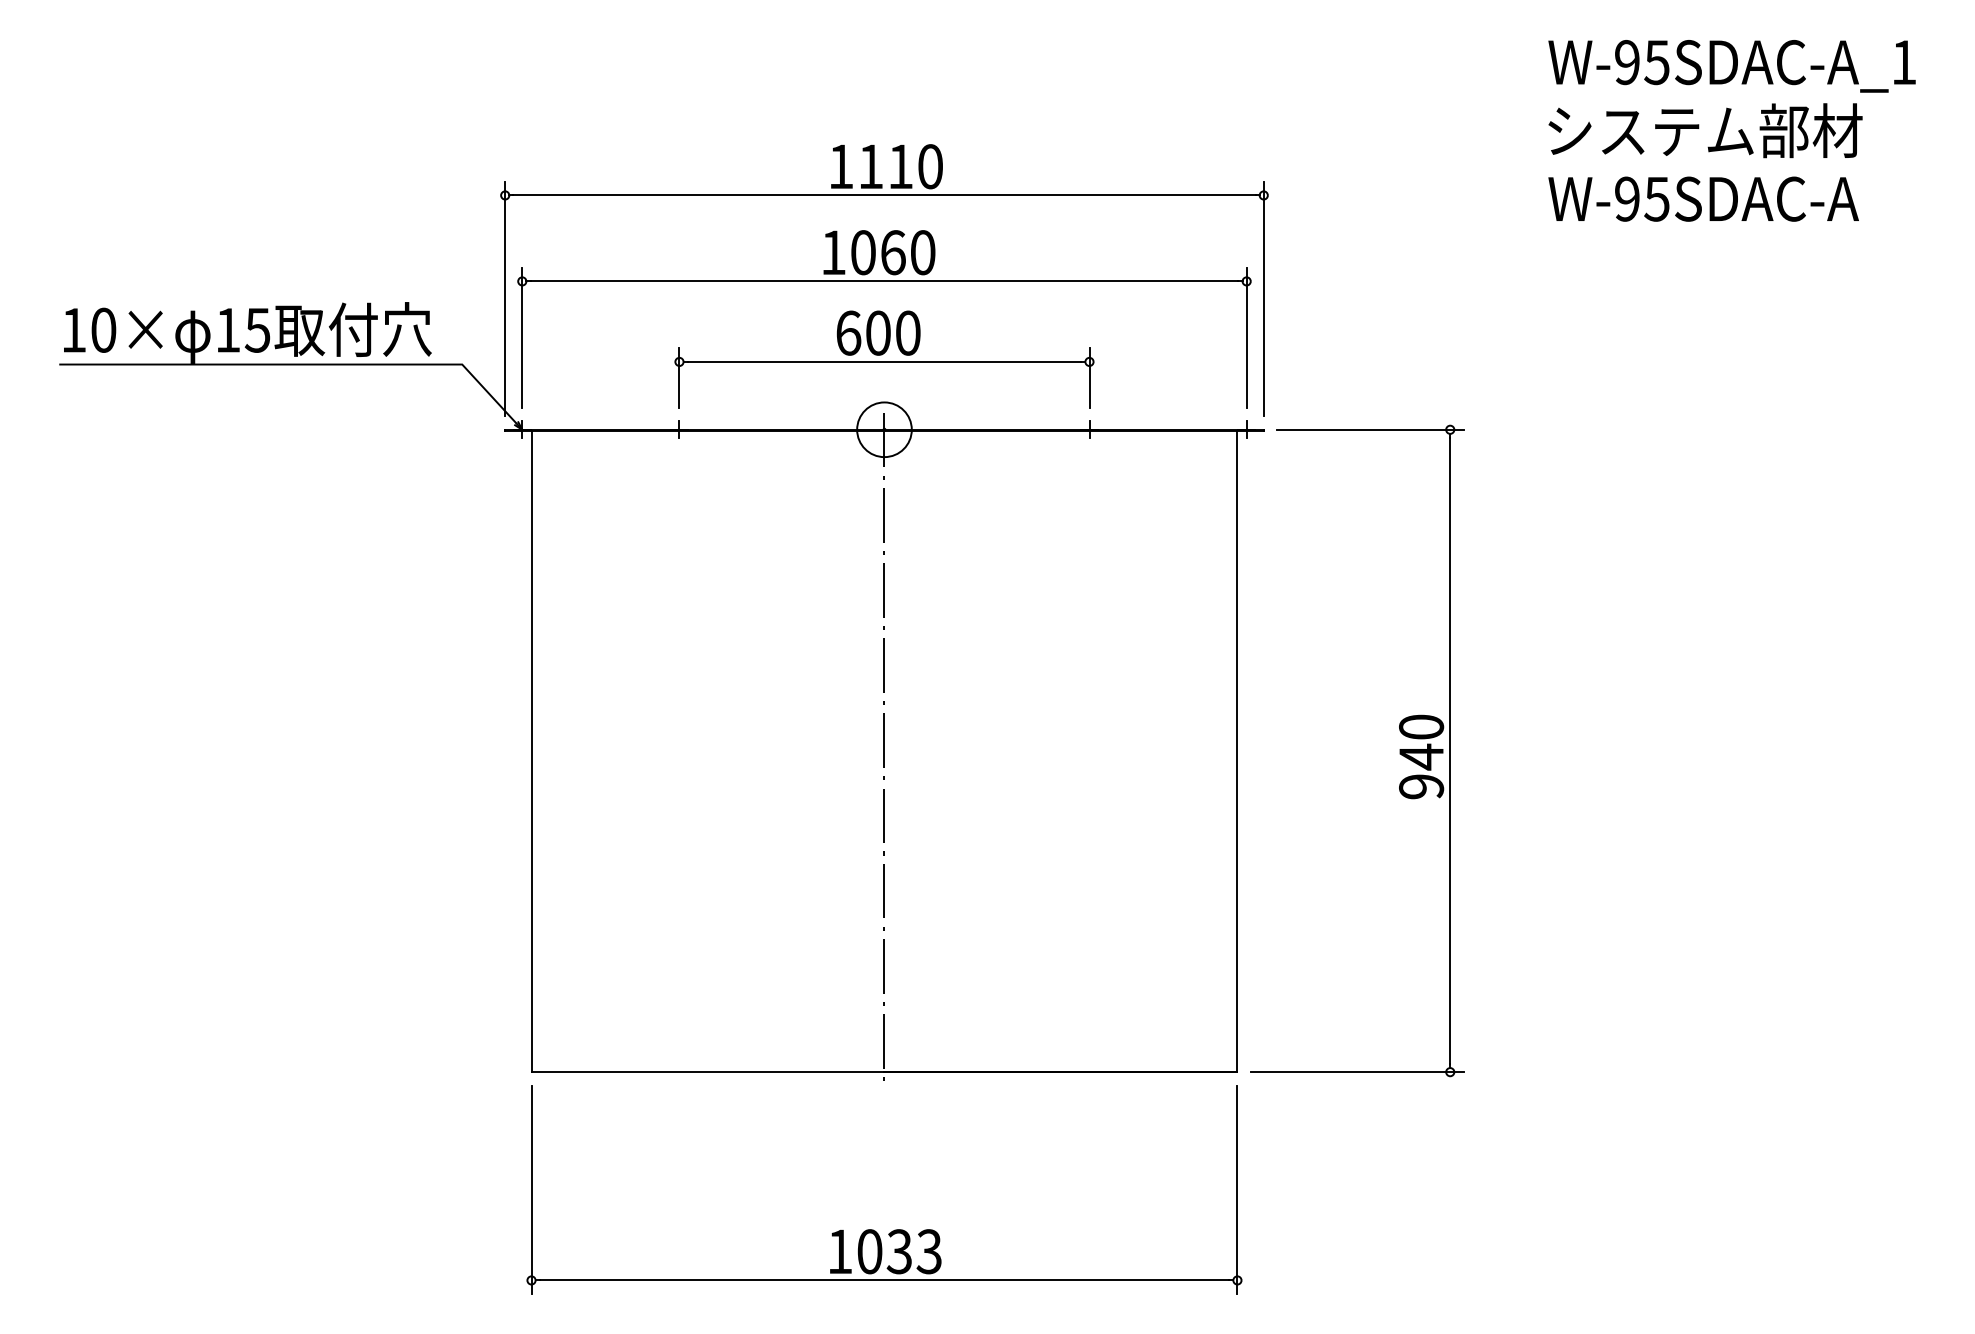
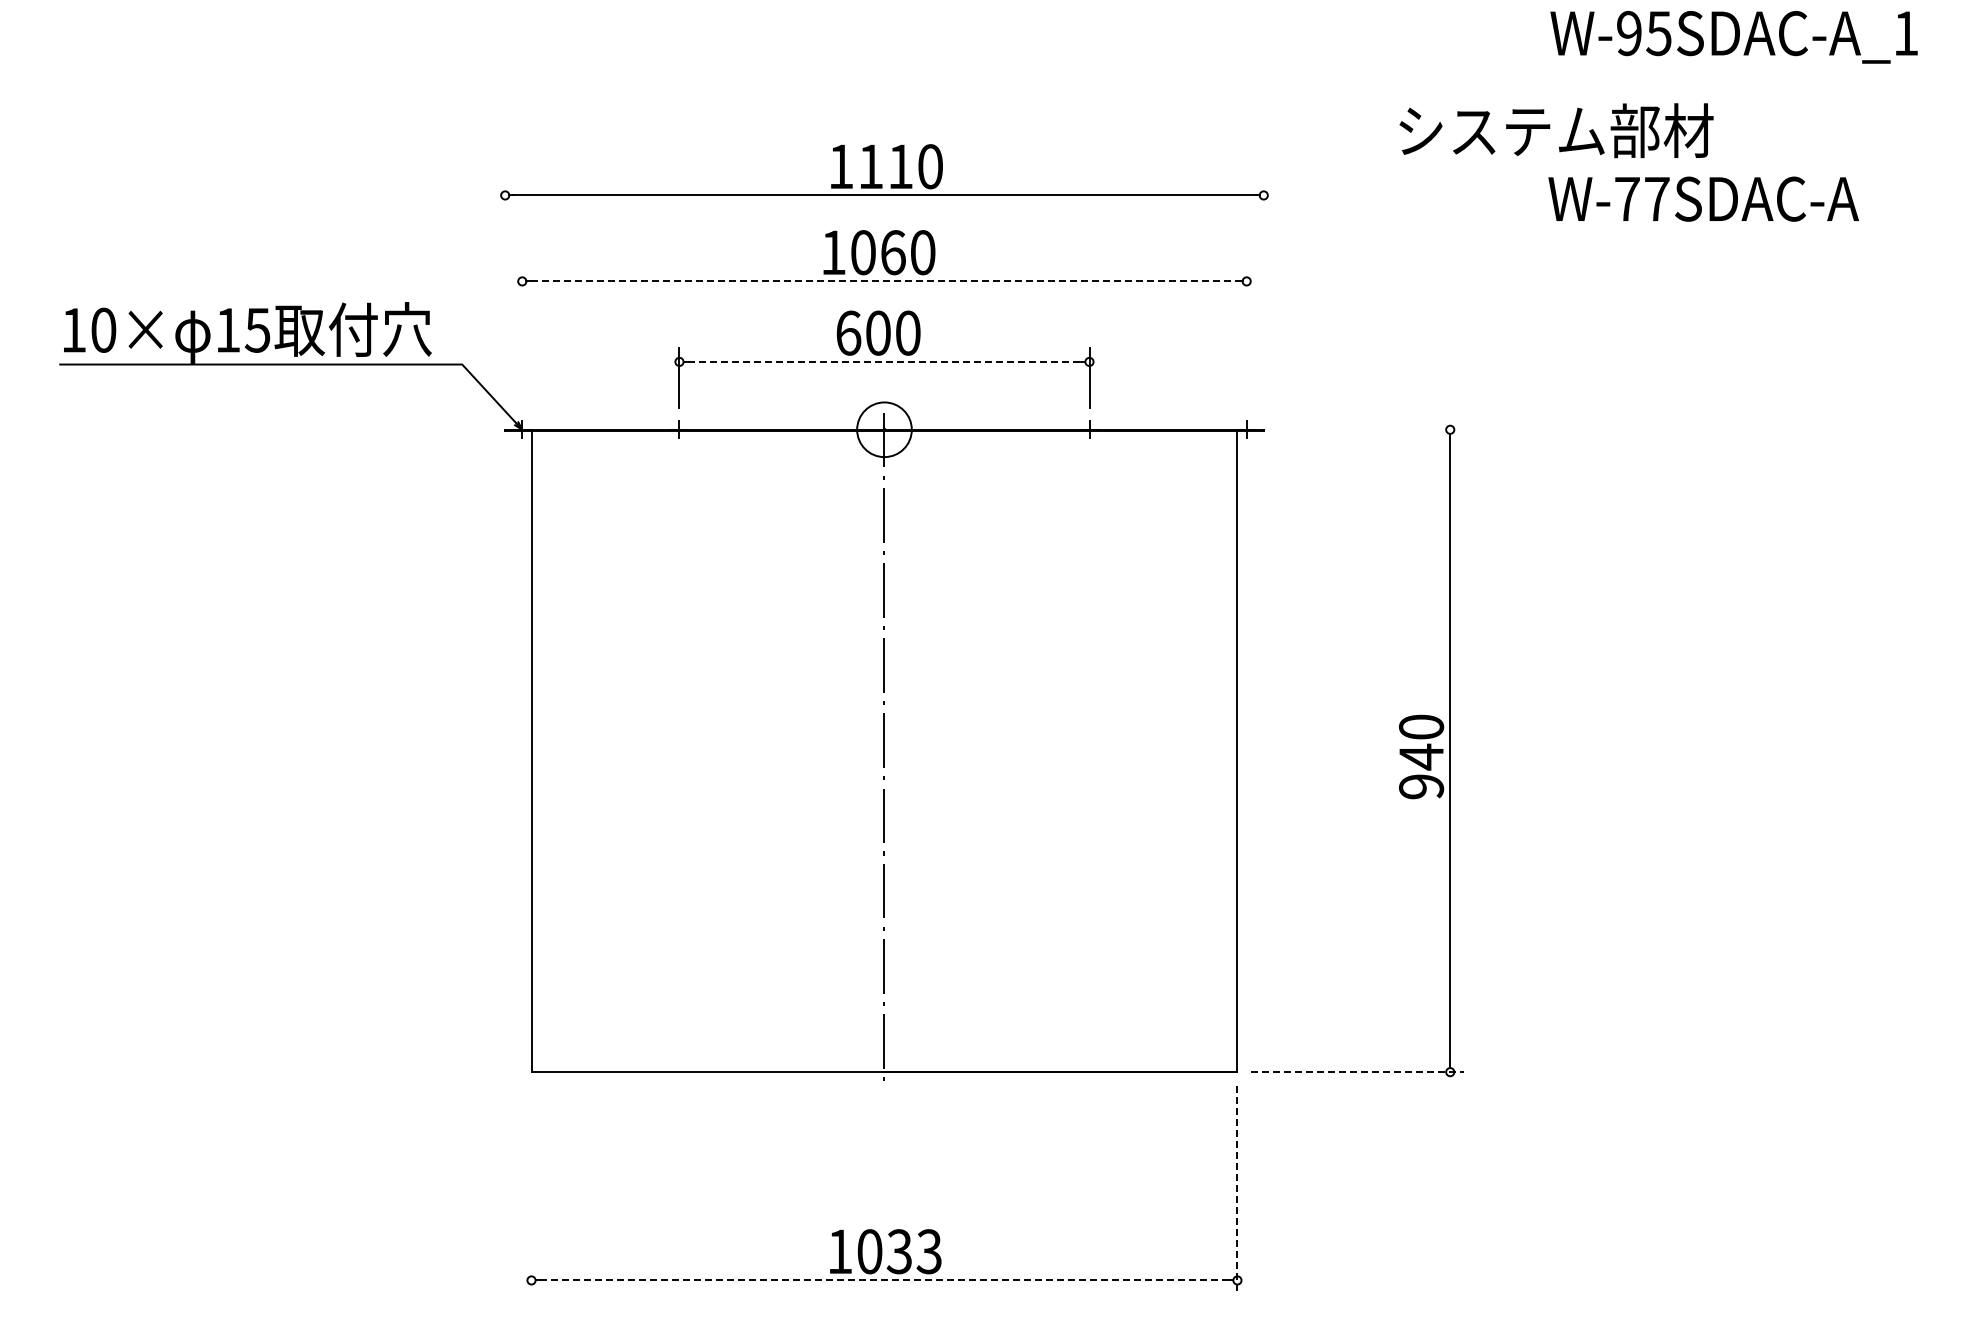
text position: (1731, 66) -> (1733, 37) (1733, 37)
text position: (1705, 130) -> (1556, 130) (1556, 130)
text: W-95SDAC-A -> W-77SDAC-A (1642, 198)
line: solid -> dashed (884, 281)
line: present -> none (505, 298)
line: present -> none (1263, 298)
line: present -> none (522, 337)
line: present -> none (1246, 337)
line: solid -> dashed (884, 361)
line: present -> none (1370, 429)
line: solid -> dashed (1358, 1072)
line: present -> none (531, 1189)
line: solid -> dashed (1237, 1190)
line: solid -> dashed (884, 1280)
